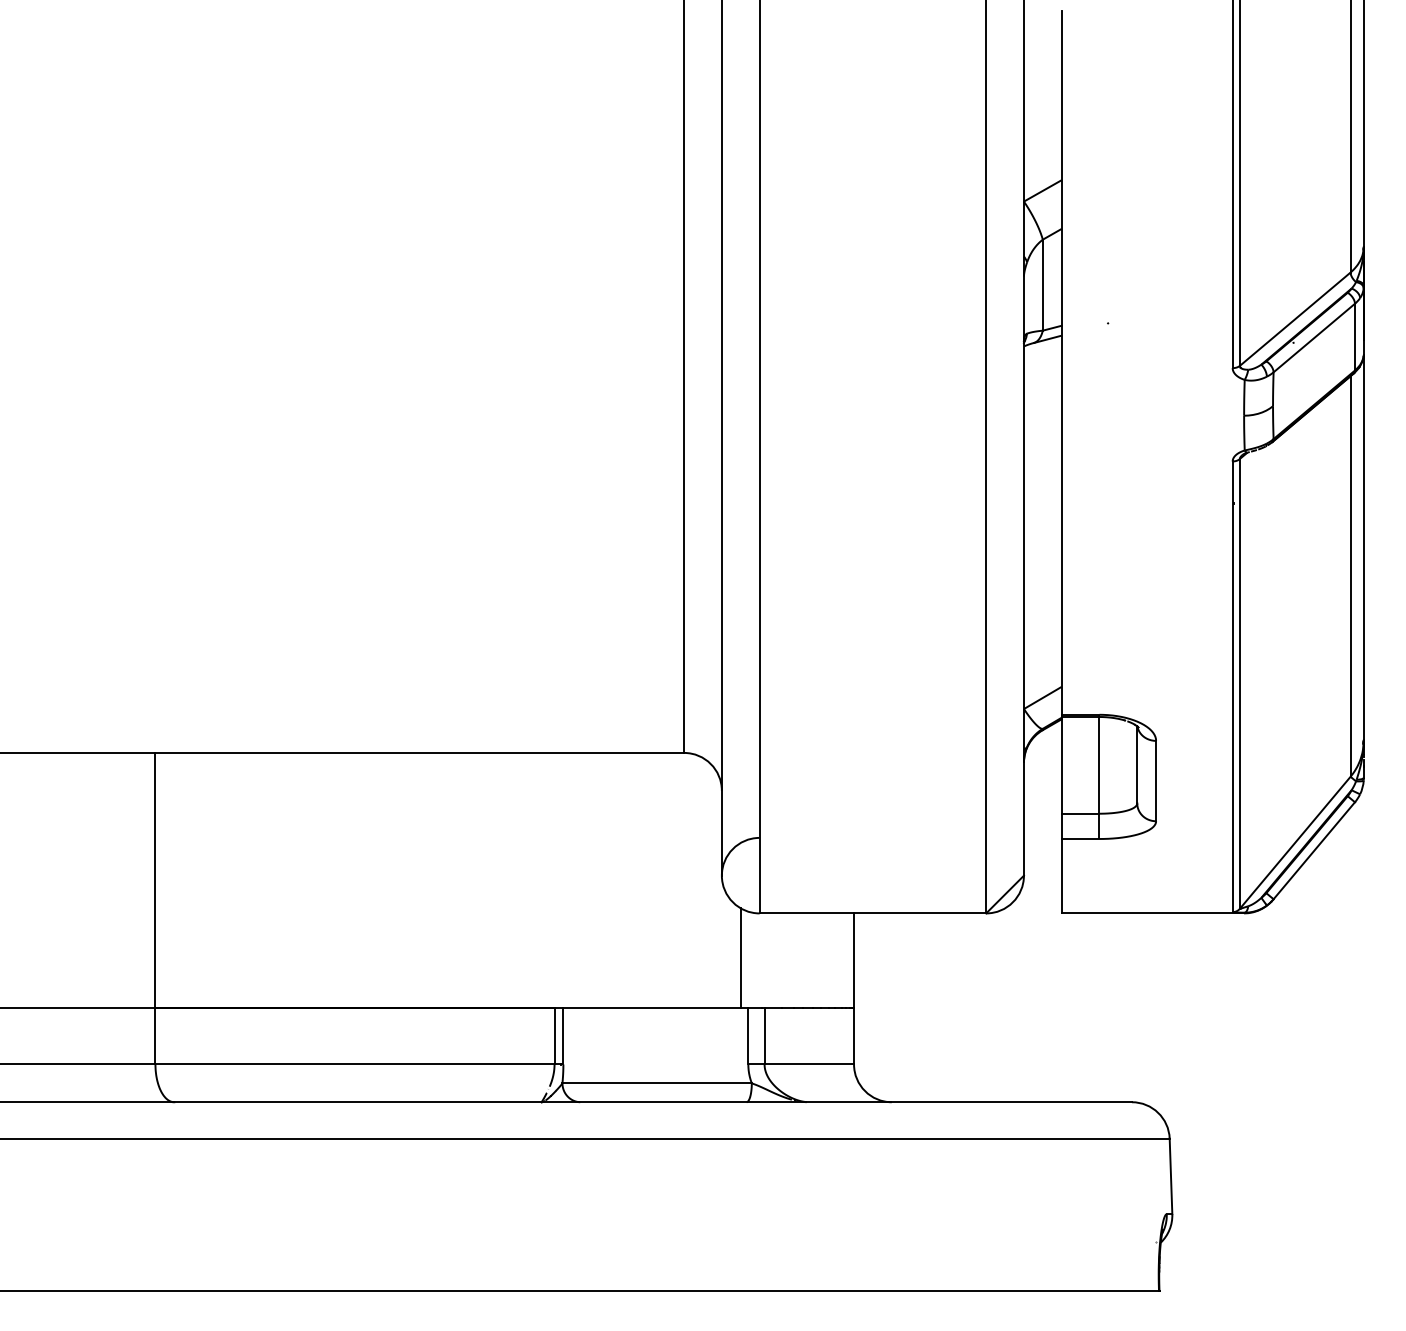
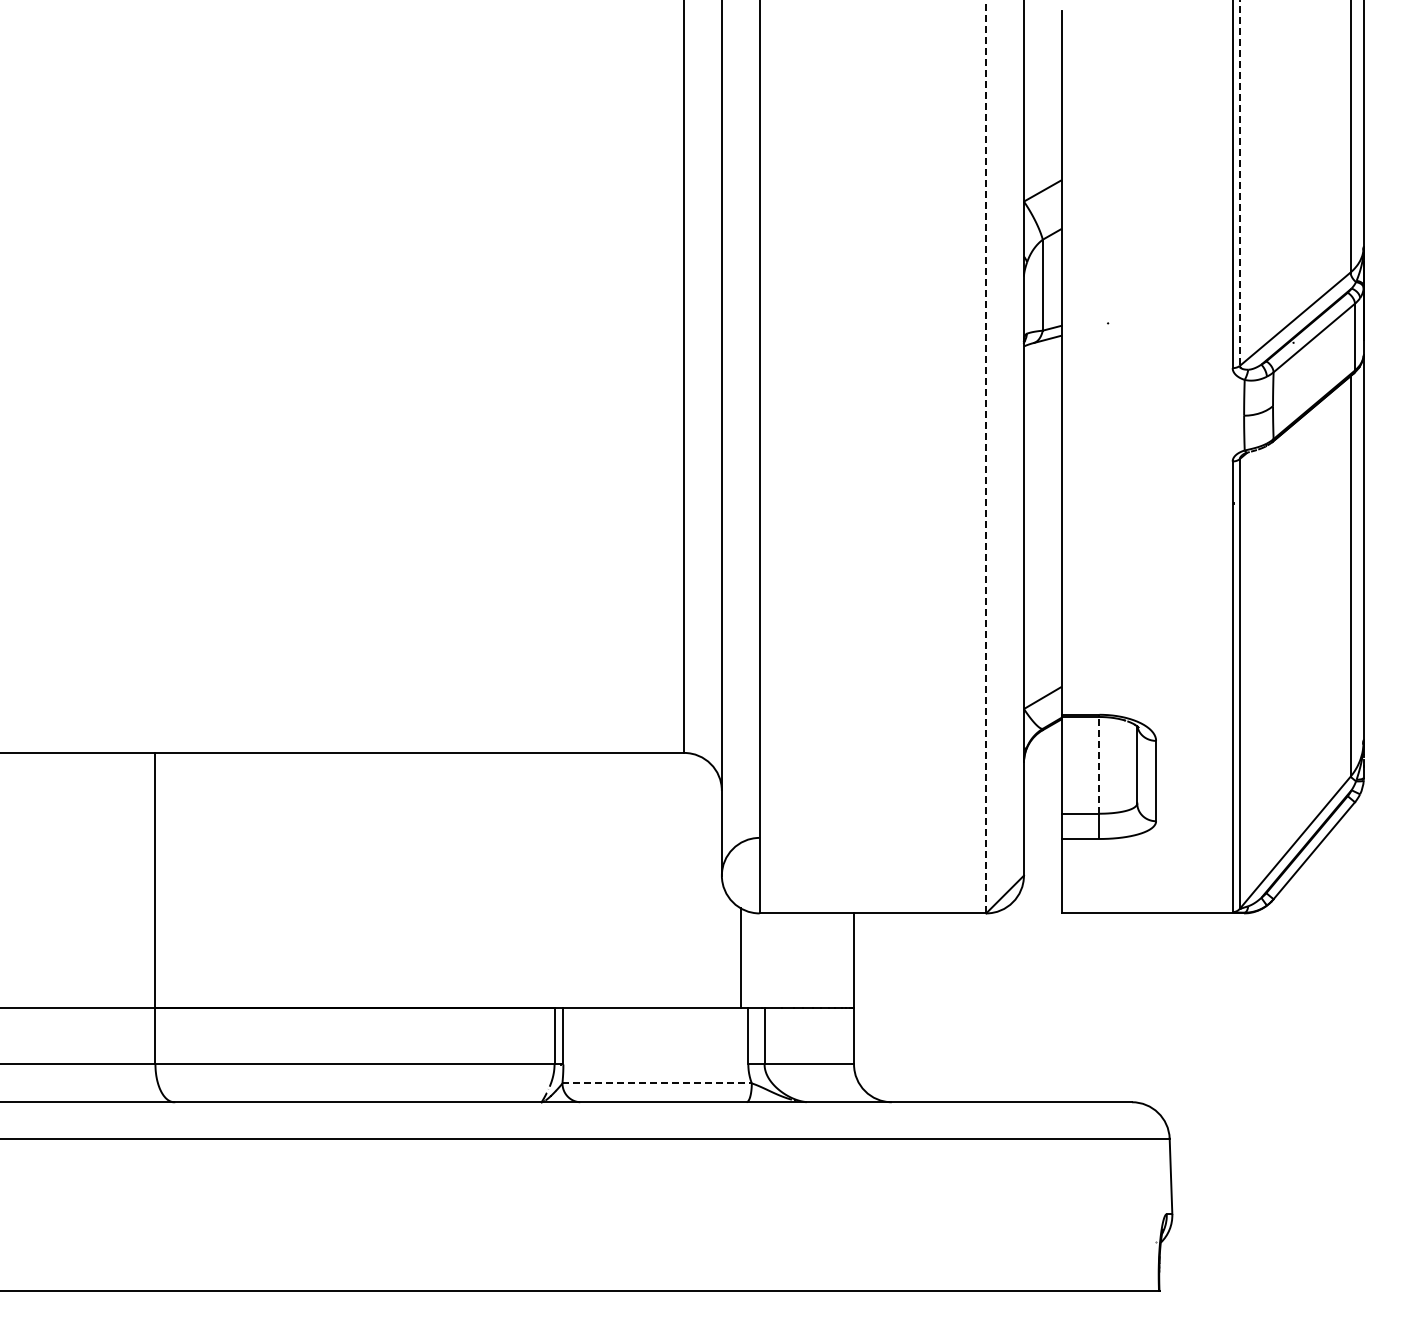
line: solid -> dashed (1239, 183)
line: solid -> dashed (986, 456)
line: solid -> dashed (1099, 764)
line: solid -> dashed (657, 1083)
